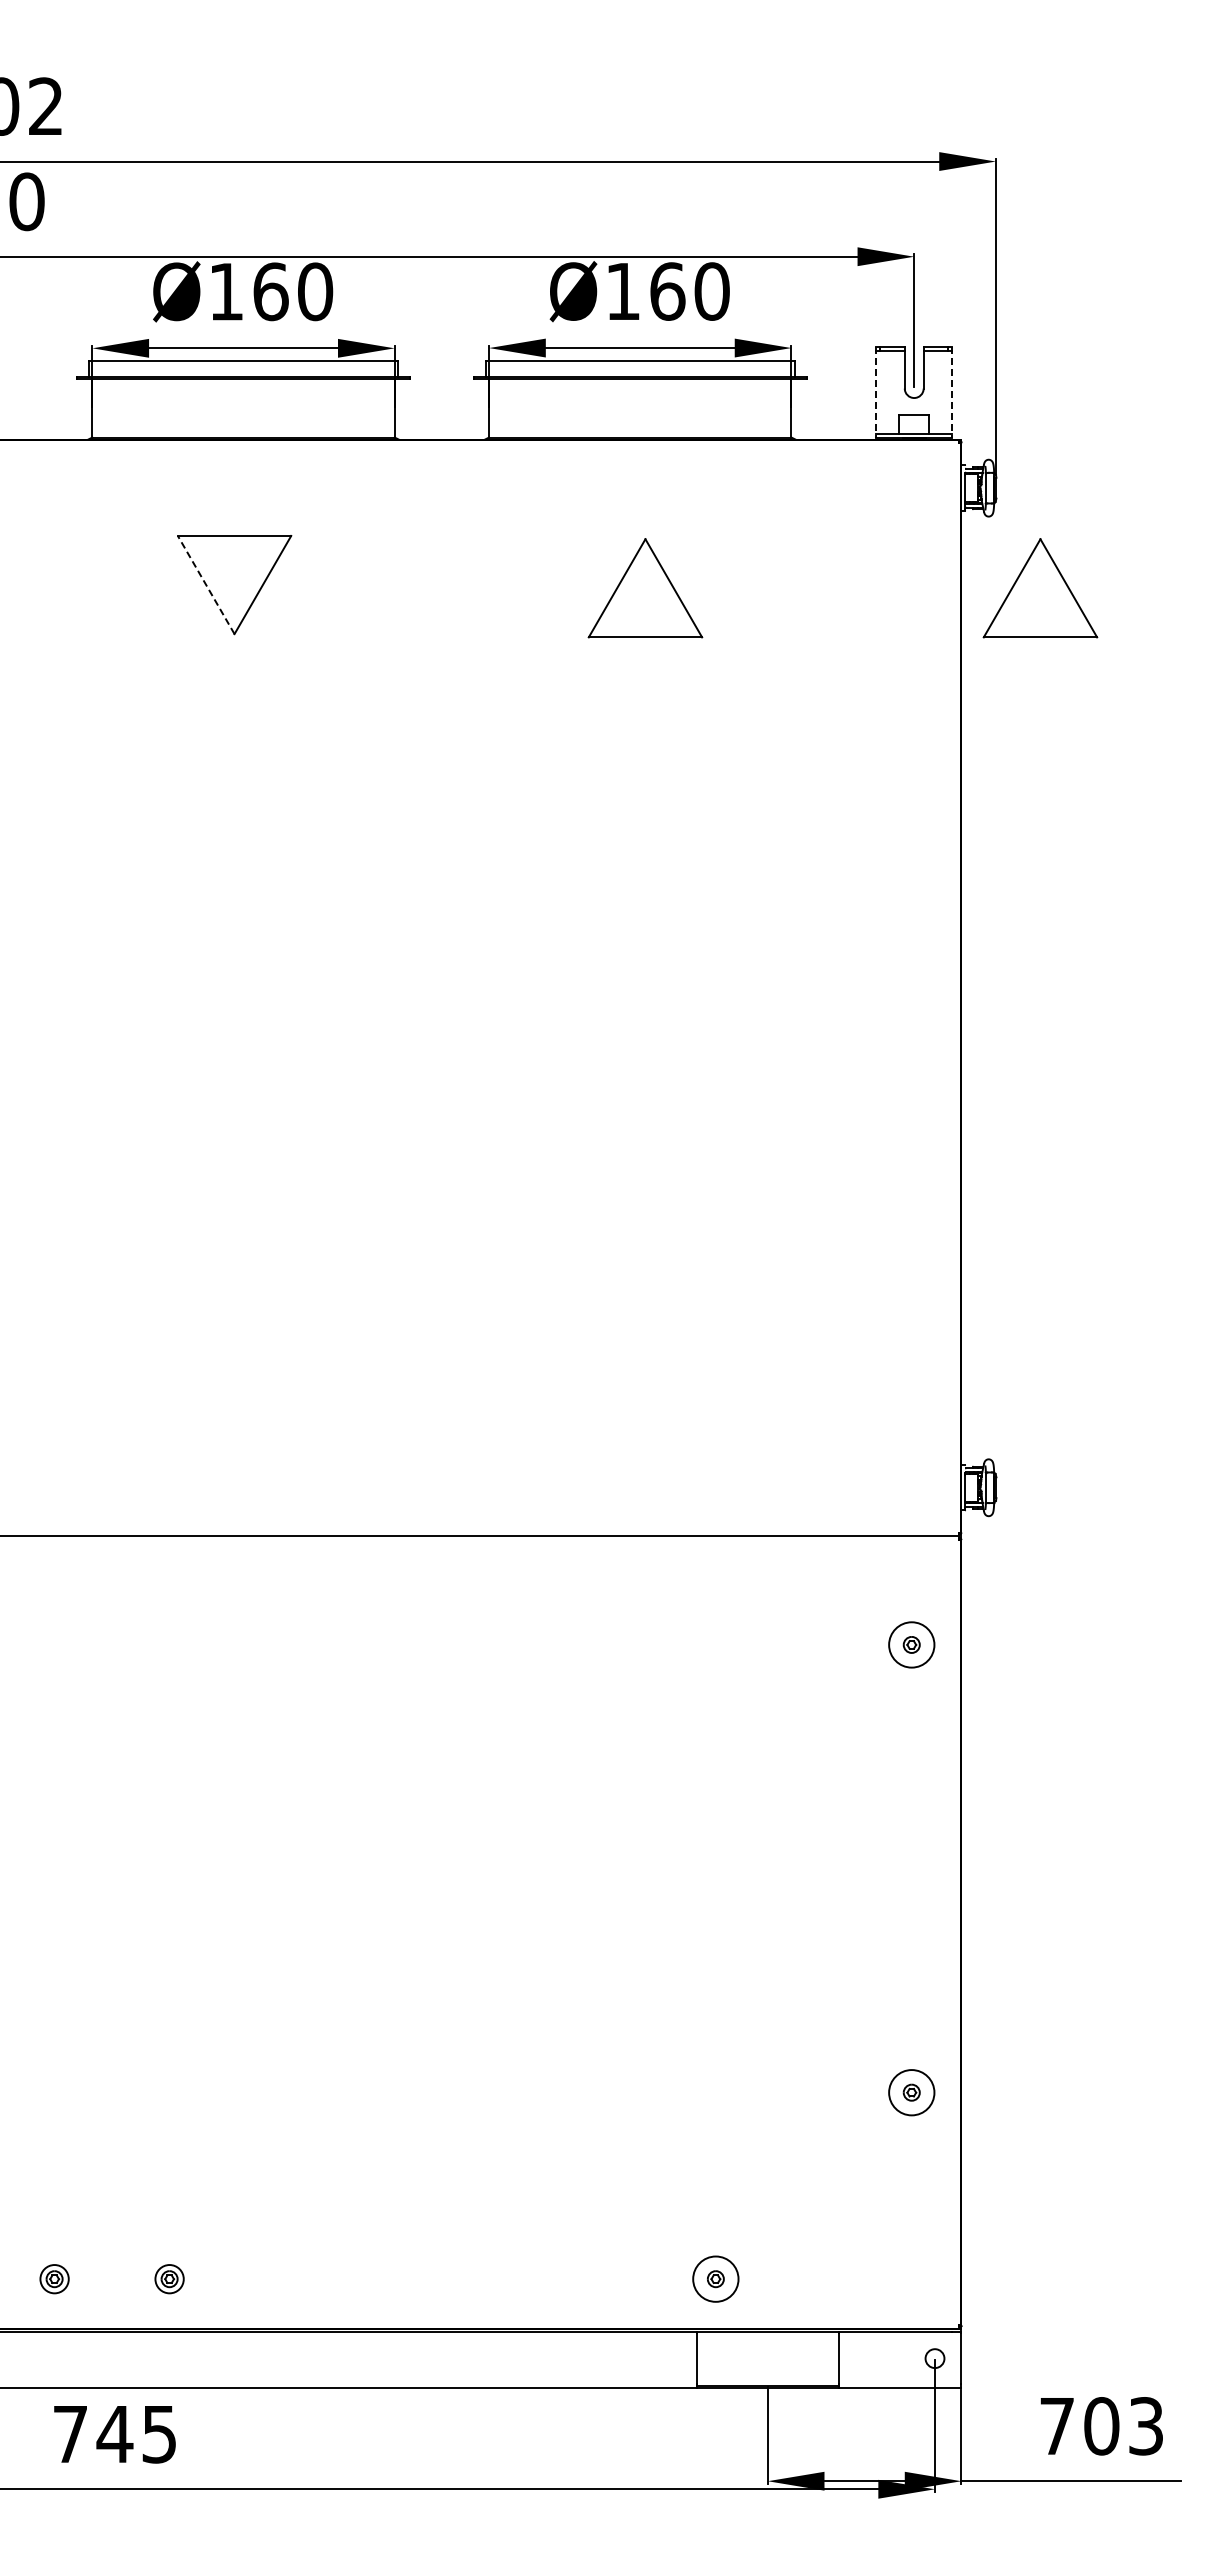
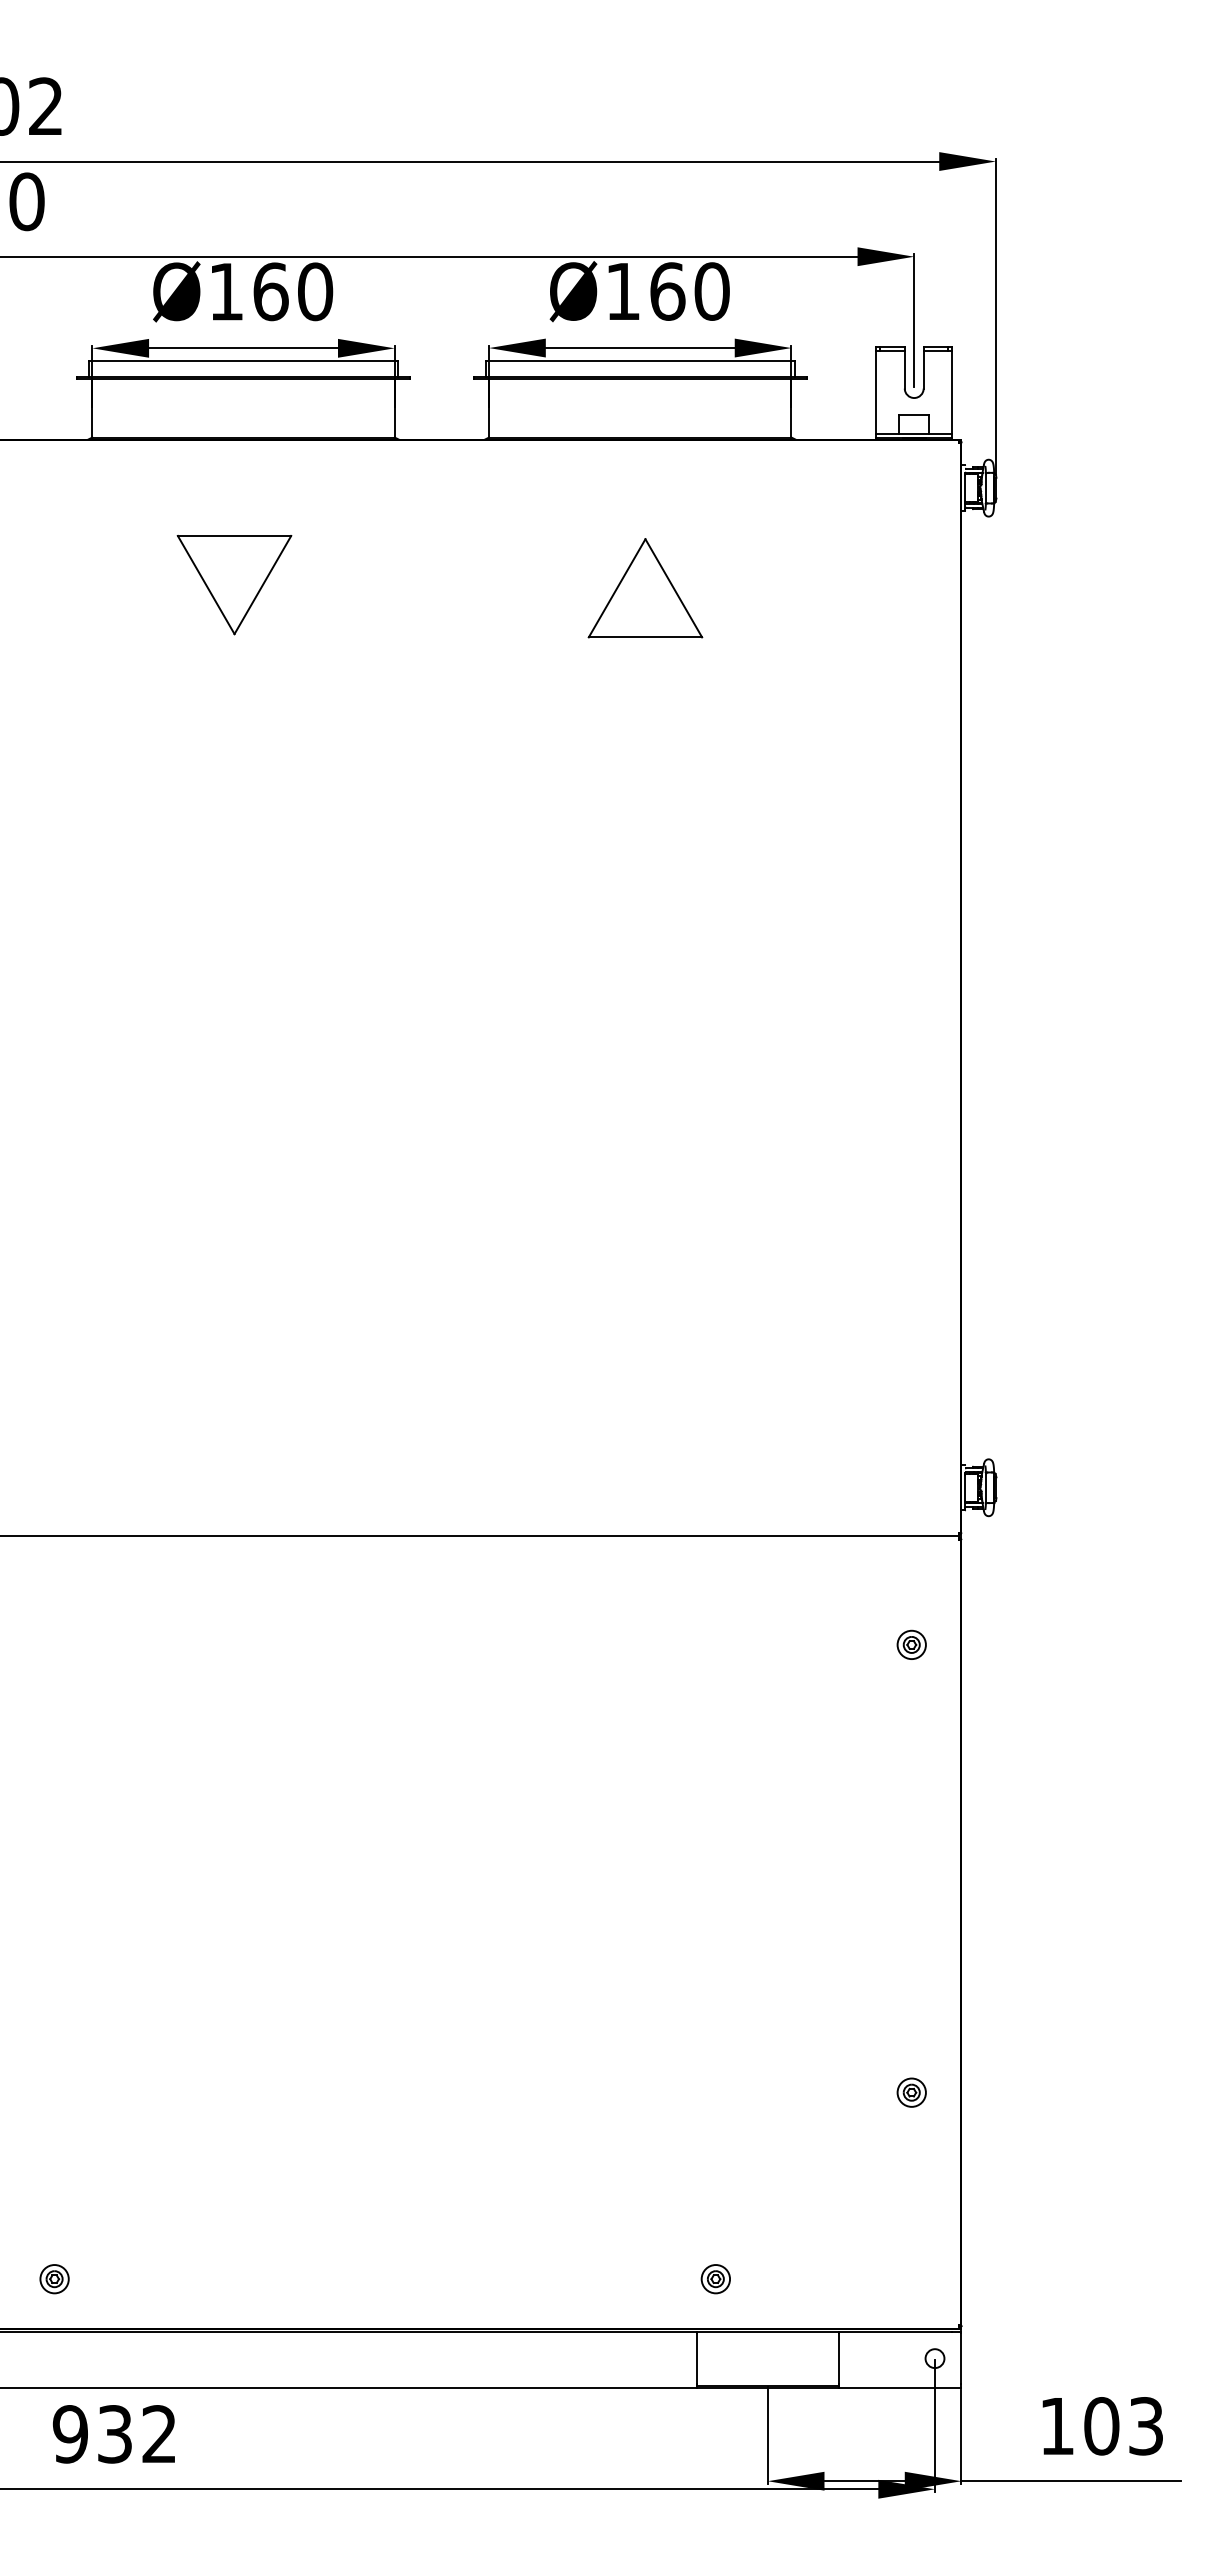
line: dashed -> solid (876, 392)
line: dashed -> solid (952, 392)
line: dashed -> solid (206, 585)
part: present -> none (1040, 588)
circle diameter: 45 px -> 28 px (911, 1644)
circle diameter: 45 px -> 28 px (911, 2092)
circle diameter: 45 px -> 28 px (715, 2279)
part: present -> none (169, 2279)
text: 703 -> 103 (1056, 2426)
text: 745 -> 932 (113, 2434)
